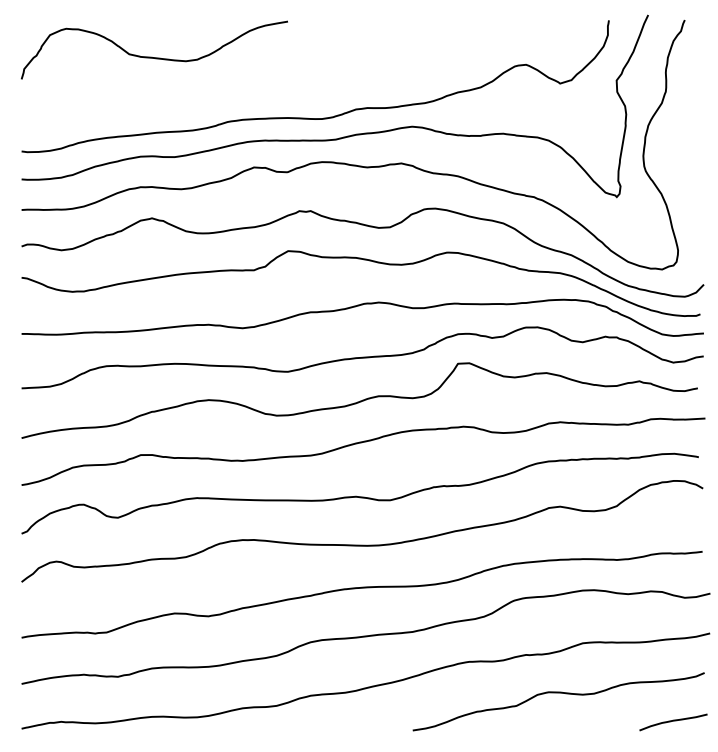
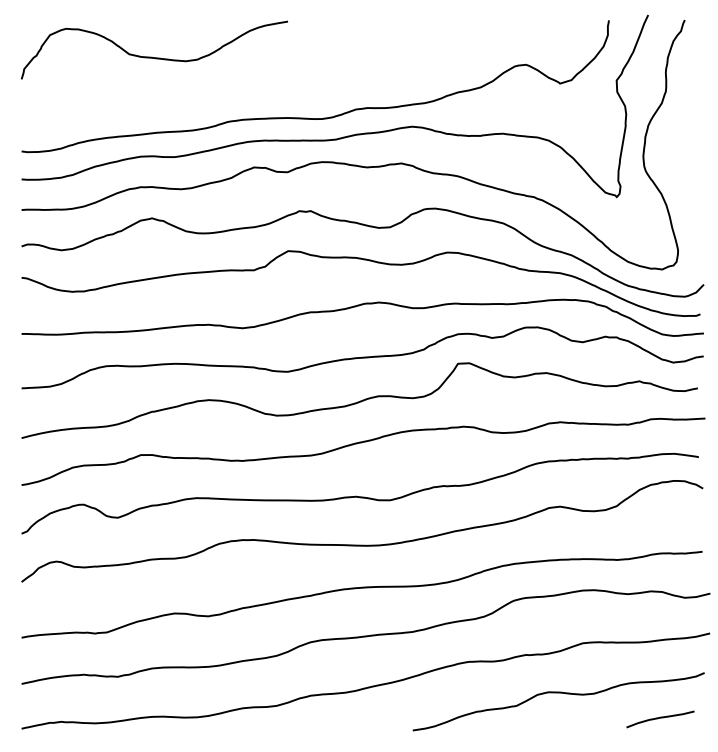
curve position: (673, 721) -> (660, 718) (660, 718)
